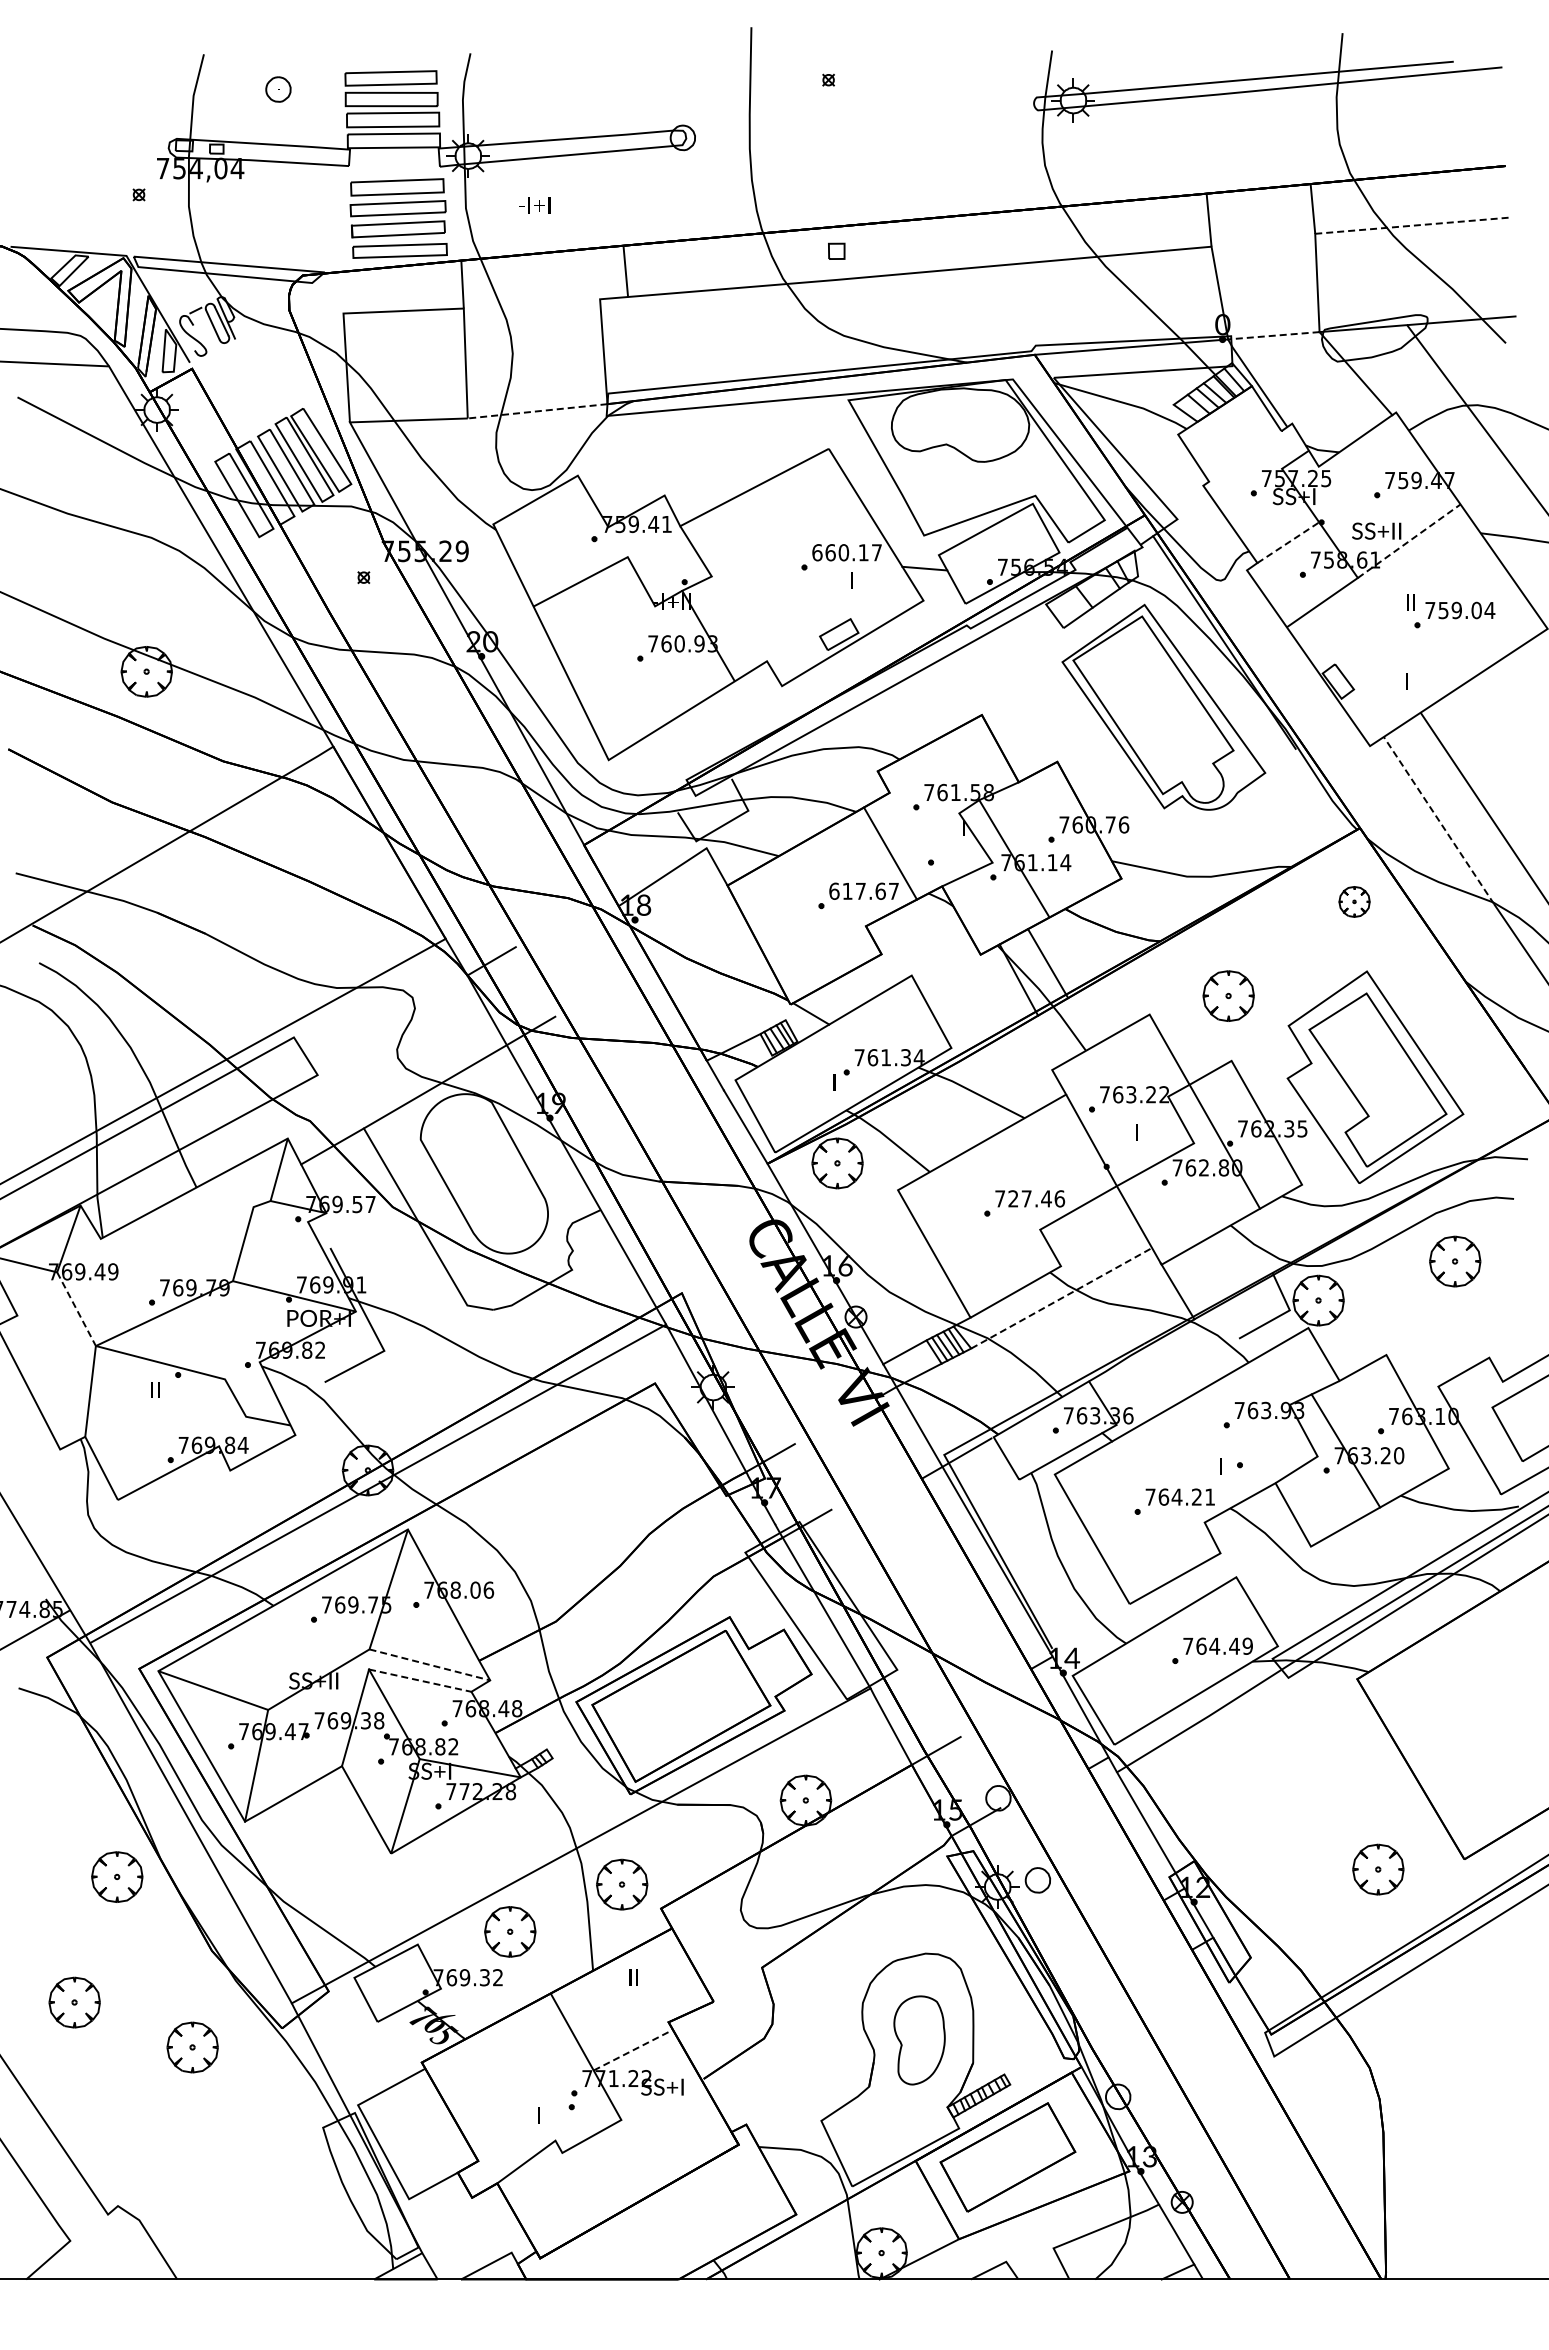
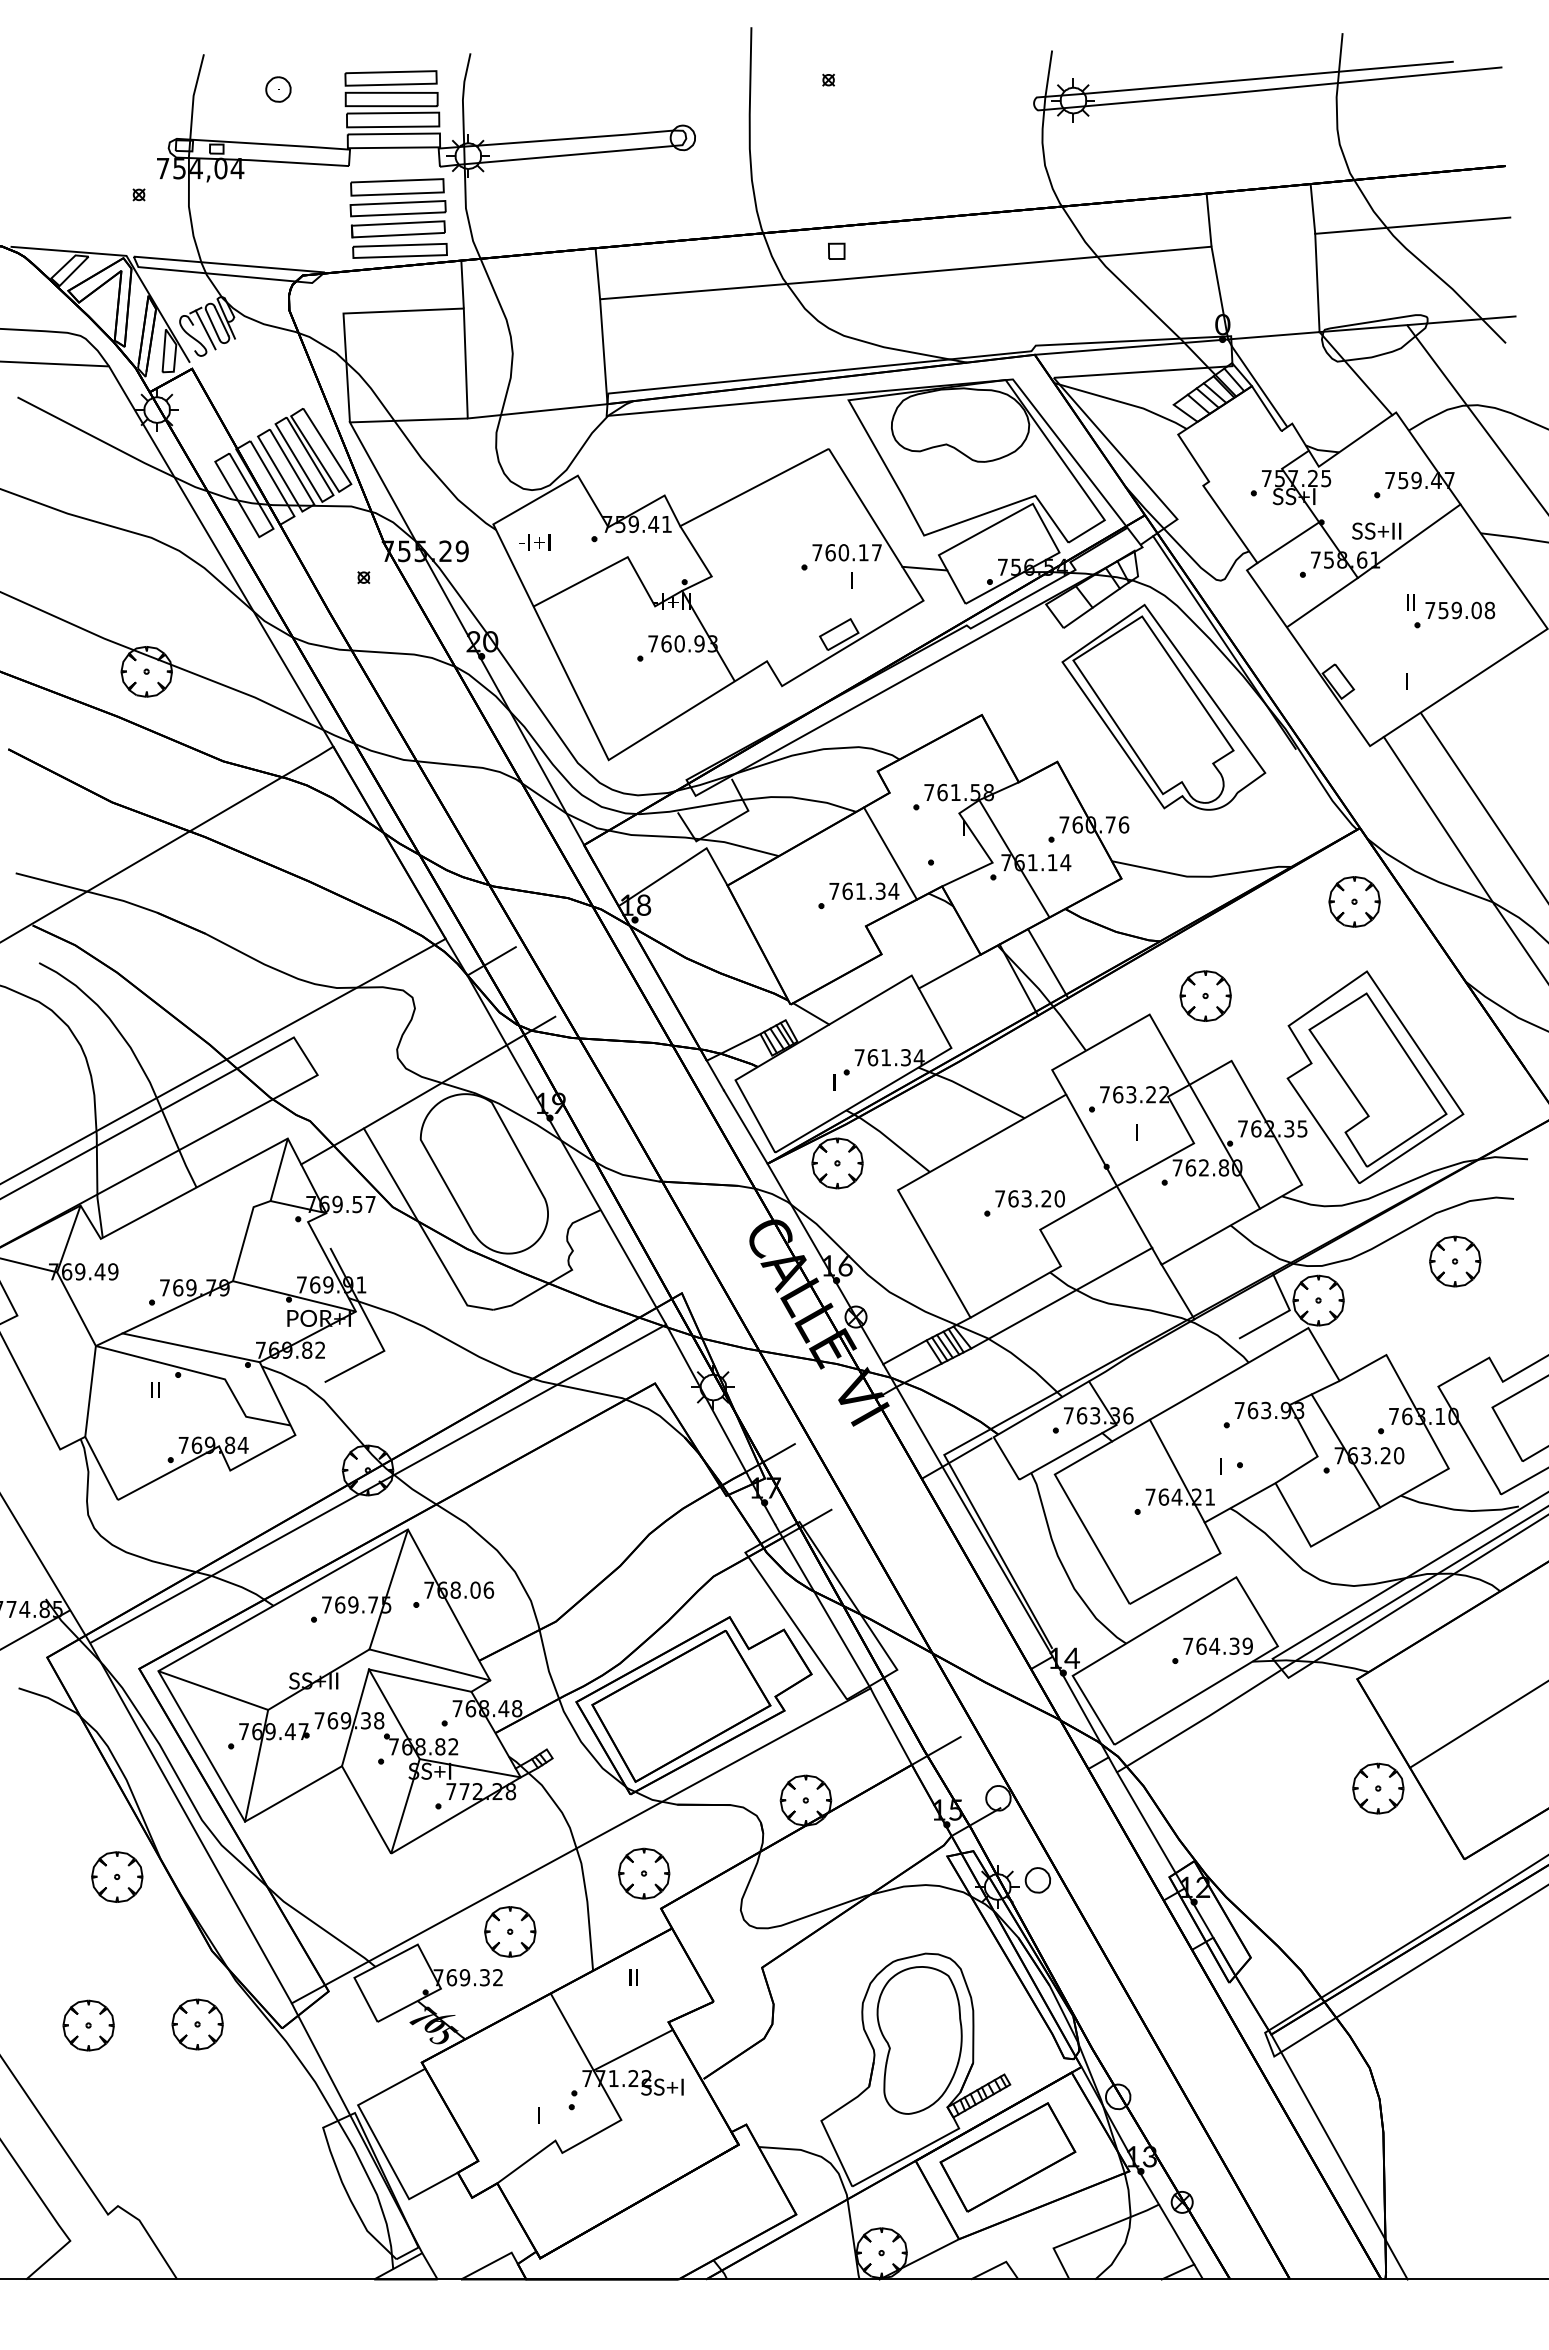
text position: (534, 205) -> (534, 542) (534, 542)
line: dashed -> solid (1412, 225)
line position: (625, 271) -> (597, 273) (597, 273)
line: none -> present (205, 329)
line: dashed -> solid (1273, 335)
line: dashed -> solid (537, 411)
line: dashed -> solid (1409, 540)
line: dashed -> solid (1288, 542)
text: 660.17 -> 760.17 (817, 552)
text: 759.04 -> 759.08 (1489, 610)
line: dashed -> solid (1438, 820)
text: 617.67 -> 761.34 (864, 890)
part size: 33x32 px -> 53x52 px (1354, 901)
line: none -> present (949, 971)
part position: (1228, 995) -> (1205, 995) (1205, 995)
text: 727.46 -> 763.20 (1036, 1198)
line: dashed -> solid (1061, 1298)
line: dashed -> solid (76, 1309)
line: none -> present (190, 1347)
line: none -> present (1176, 1470)
text: 764.49 -> 764.39 (1234, 1645)
line: dashed -> solid (430, 1665)
line: dashed -> solid (420, 1680)
line: none -> present (1477, 1724)
part position: (1378, 1869) -> (1378, 1788) (1378, 1788)
part position: (622, 1884) -> (644, 1873) (644, 1873)
part position: (74, 2002) -> (88, 2025) (88, 2025)
part size: 53x91 px -> 87x149 px (919, 2040)
part position: (192, 2047) -> (197, 2024) (197, 2024)
line: dashed -> solid (633, 2050)
line: none -> present (1339, 2156)
